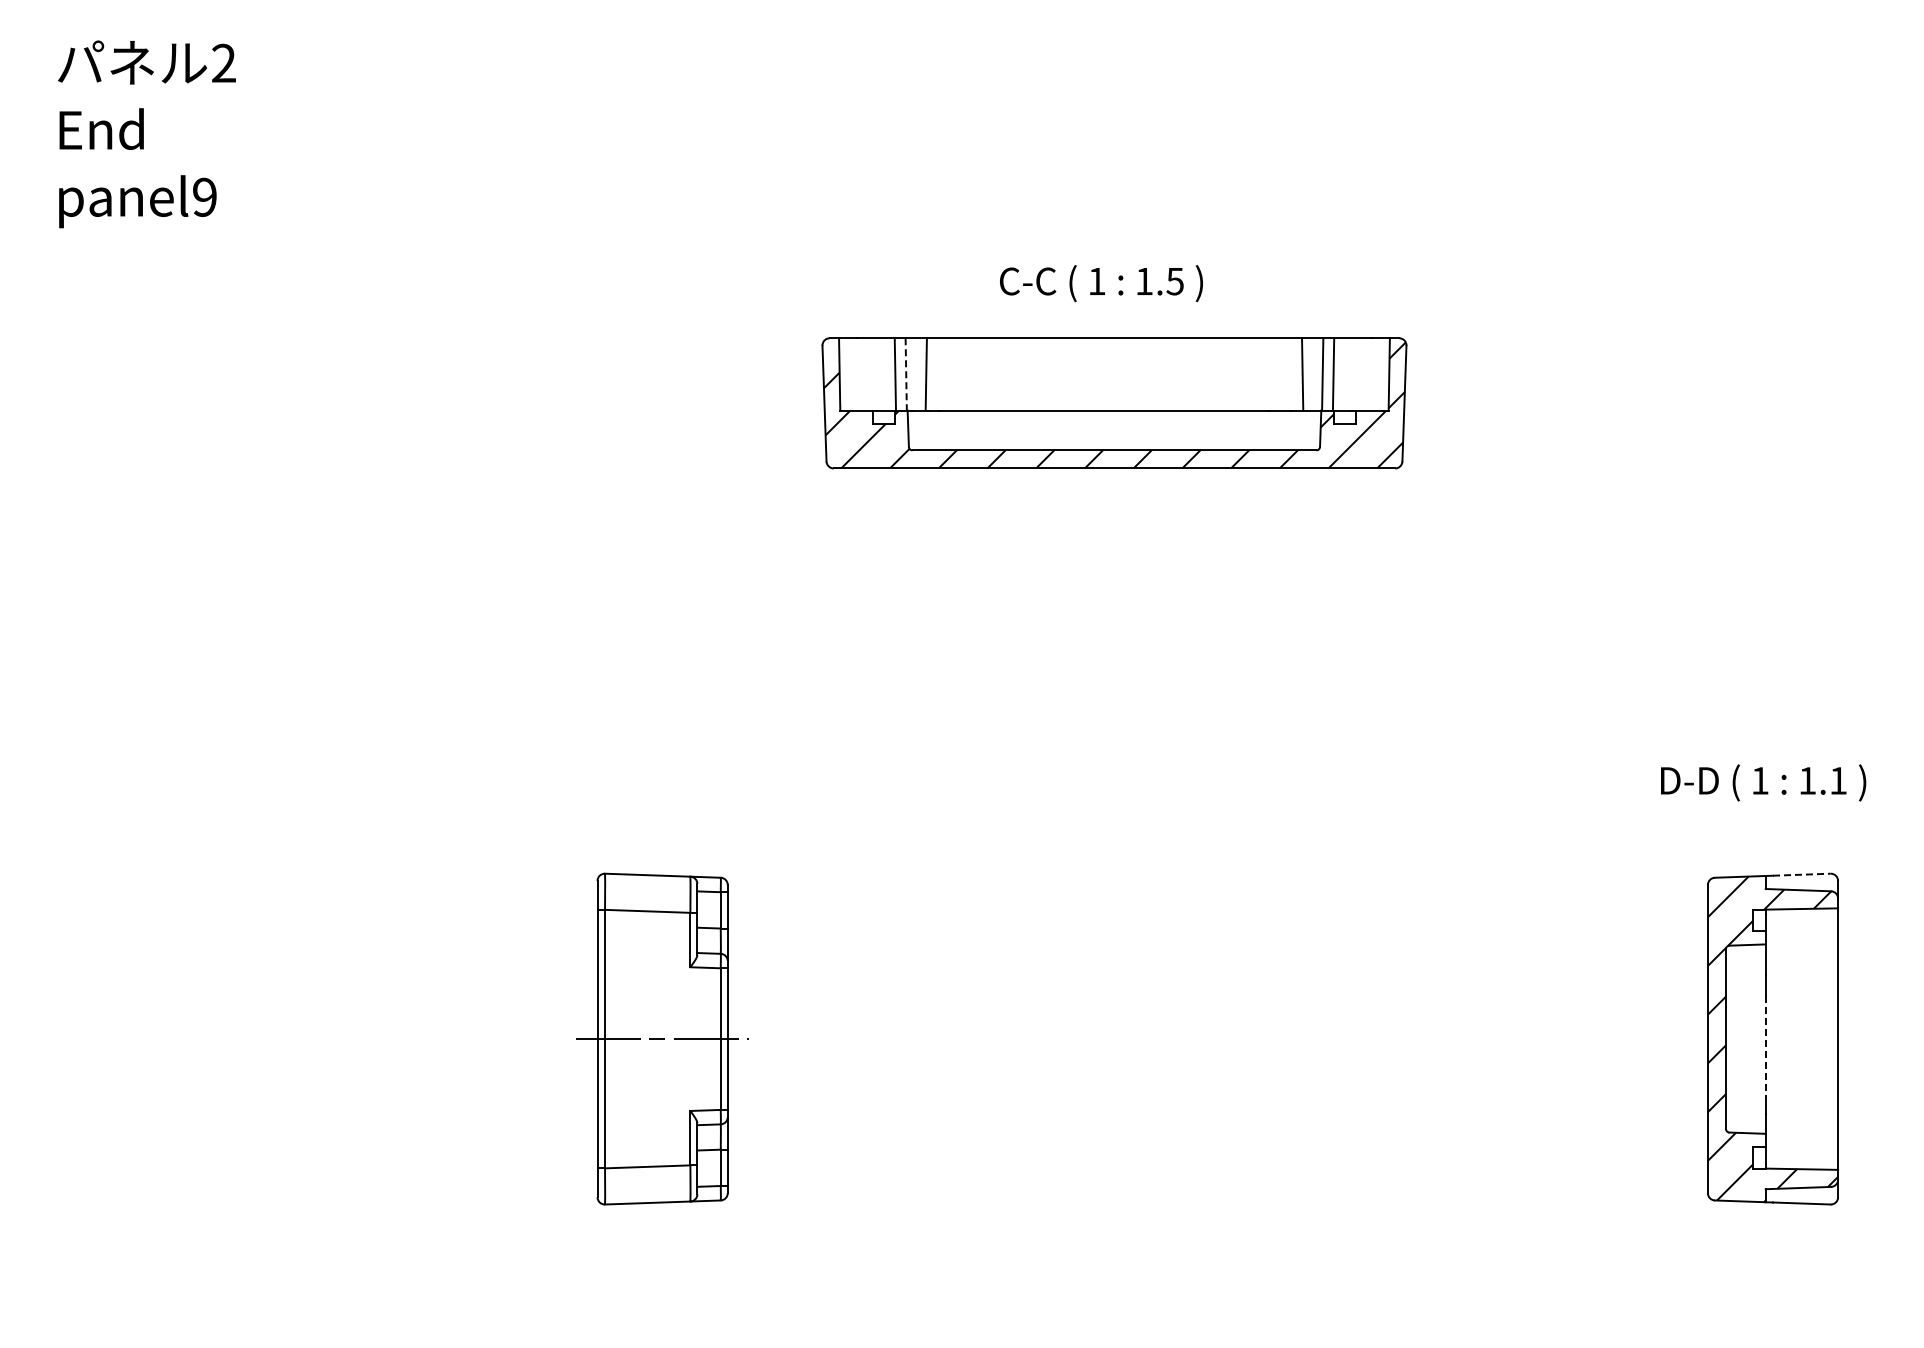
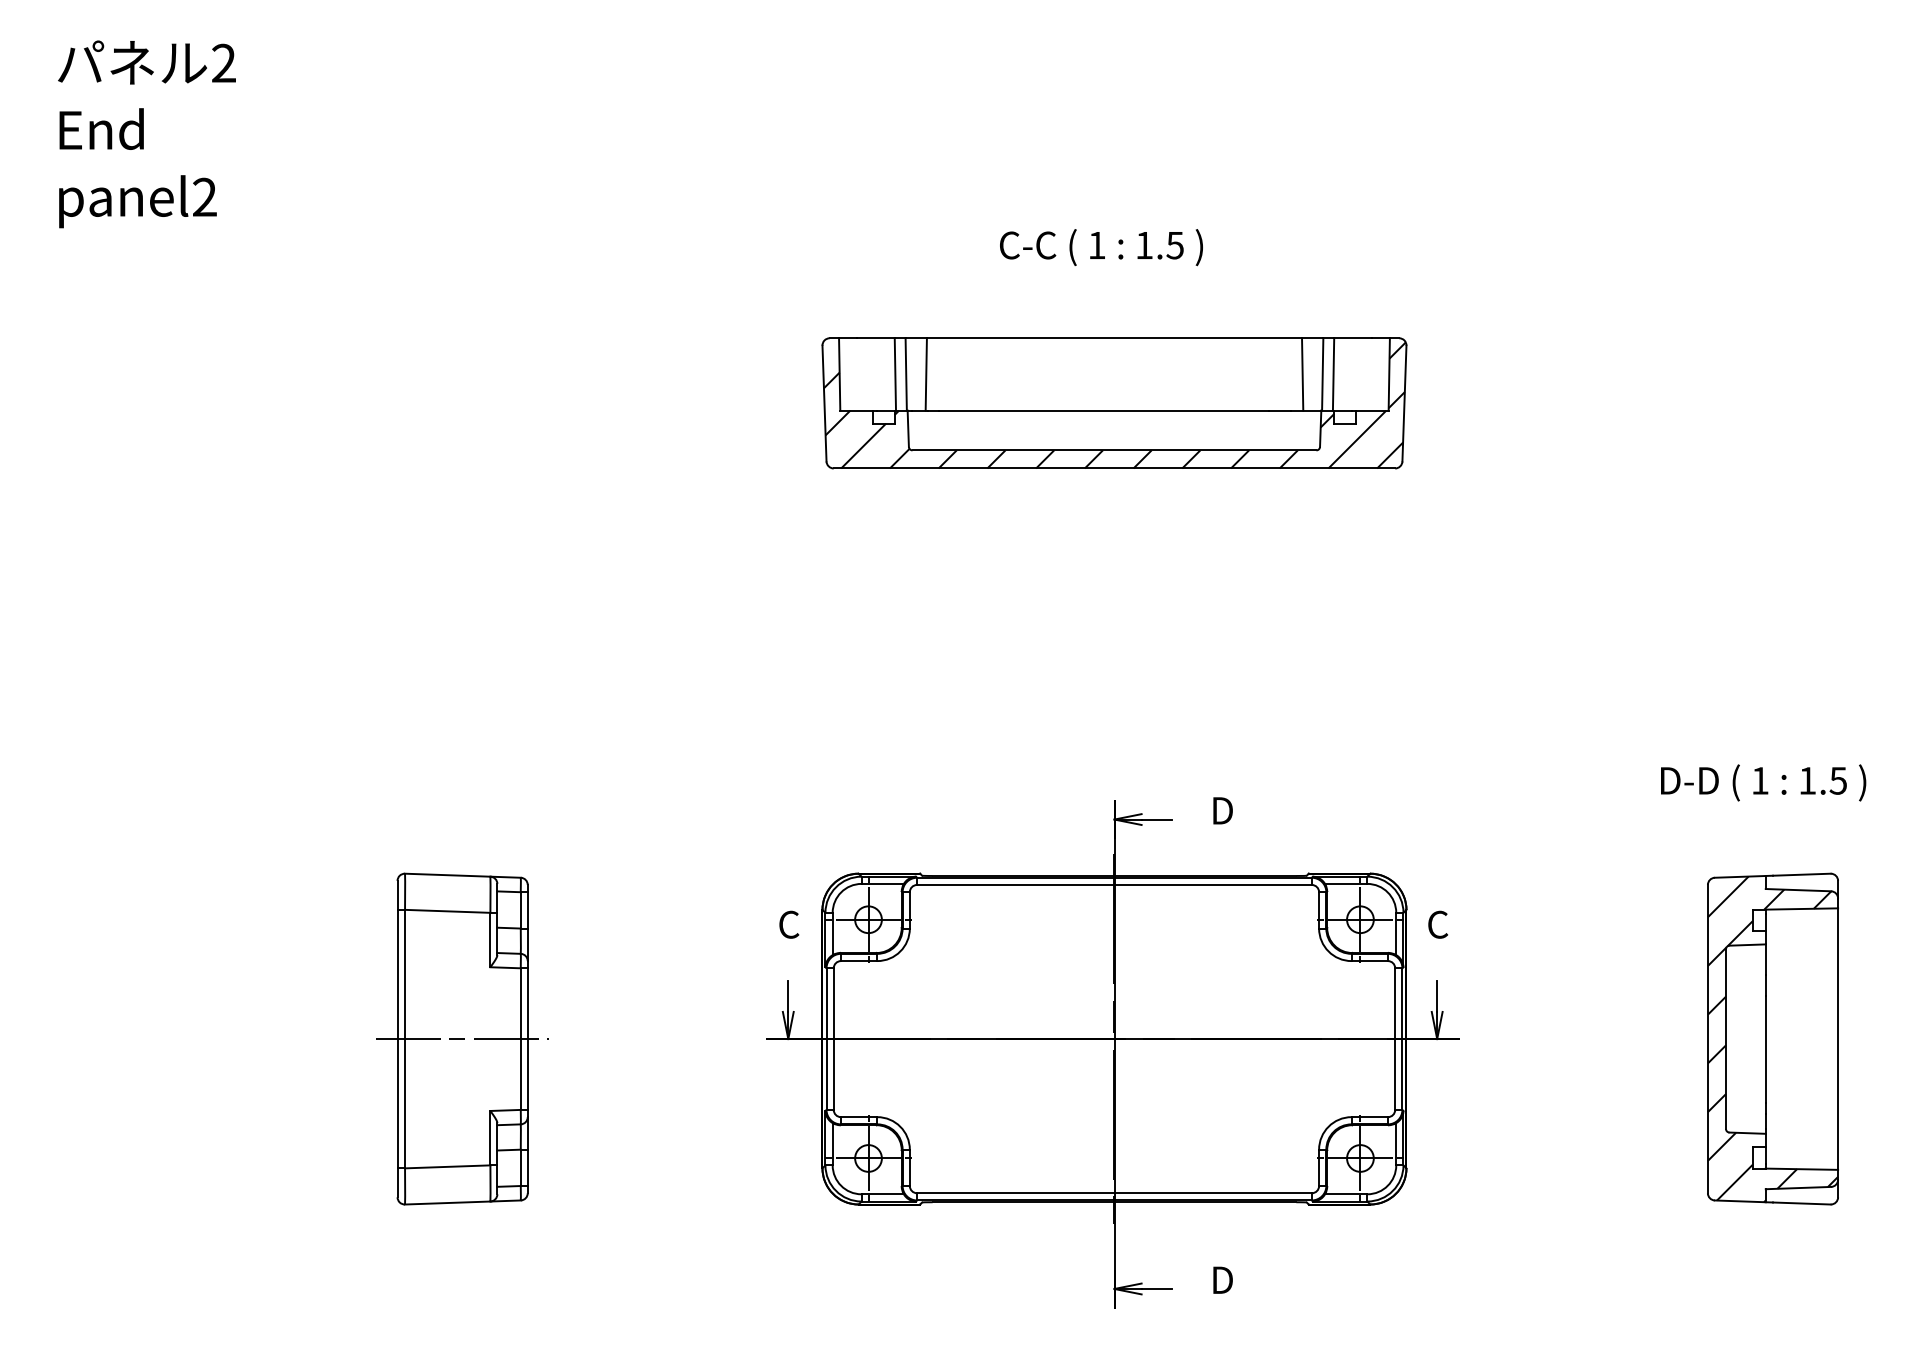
text: panel9 -> panel2 (204, 197)
text position: (1101, 283) -> (1101, 247) (1101, 247)
line: dashed -> solid (906, 374)
text: 1.1 -> 1.5 (1837, 780)
line: dashed -> solid (1801, 874)
part position: (662, 1038) -> (462, 1038) (462, 1038)
line: dashed -> solid (1765, 1050)
part: none -> present (1112, 1052)
